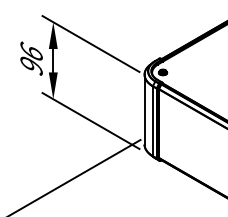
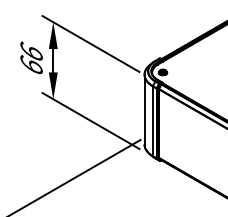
text: 96 -> 66 (31, 65)
